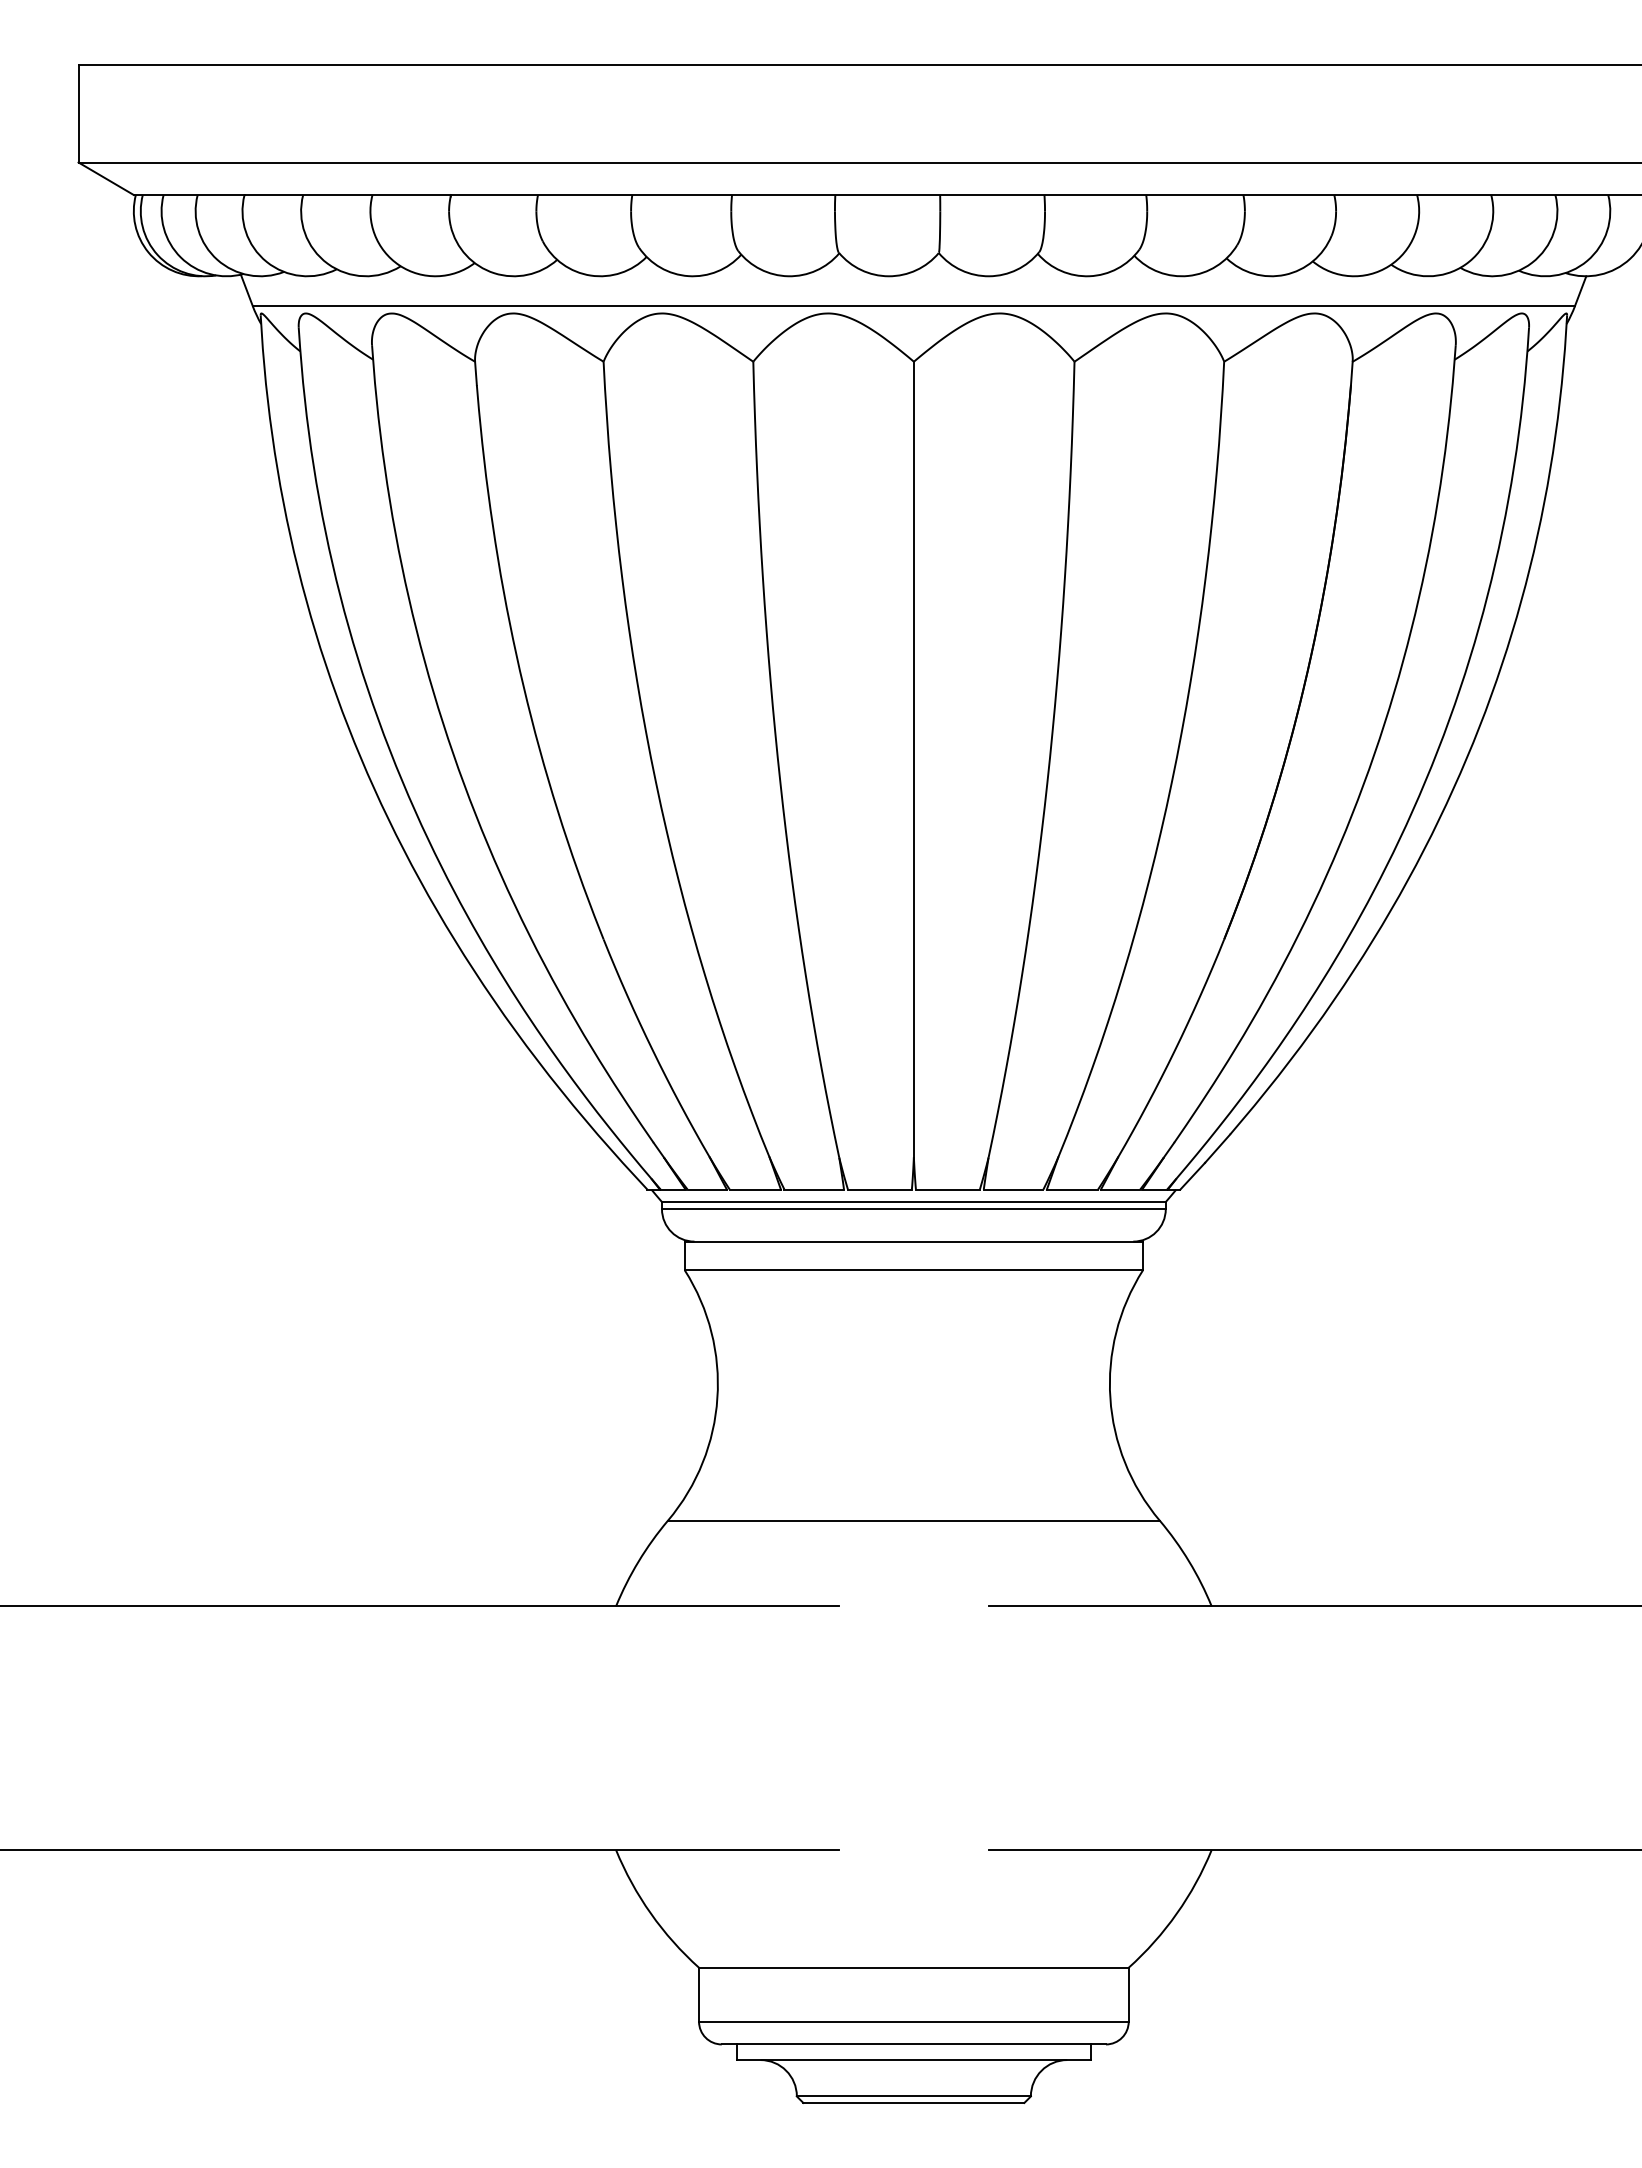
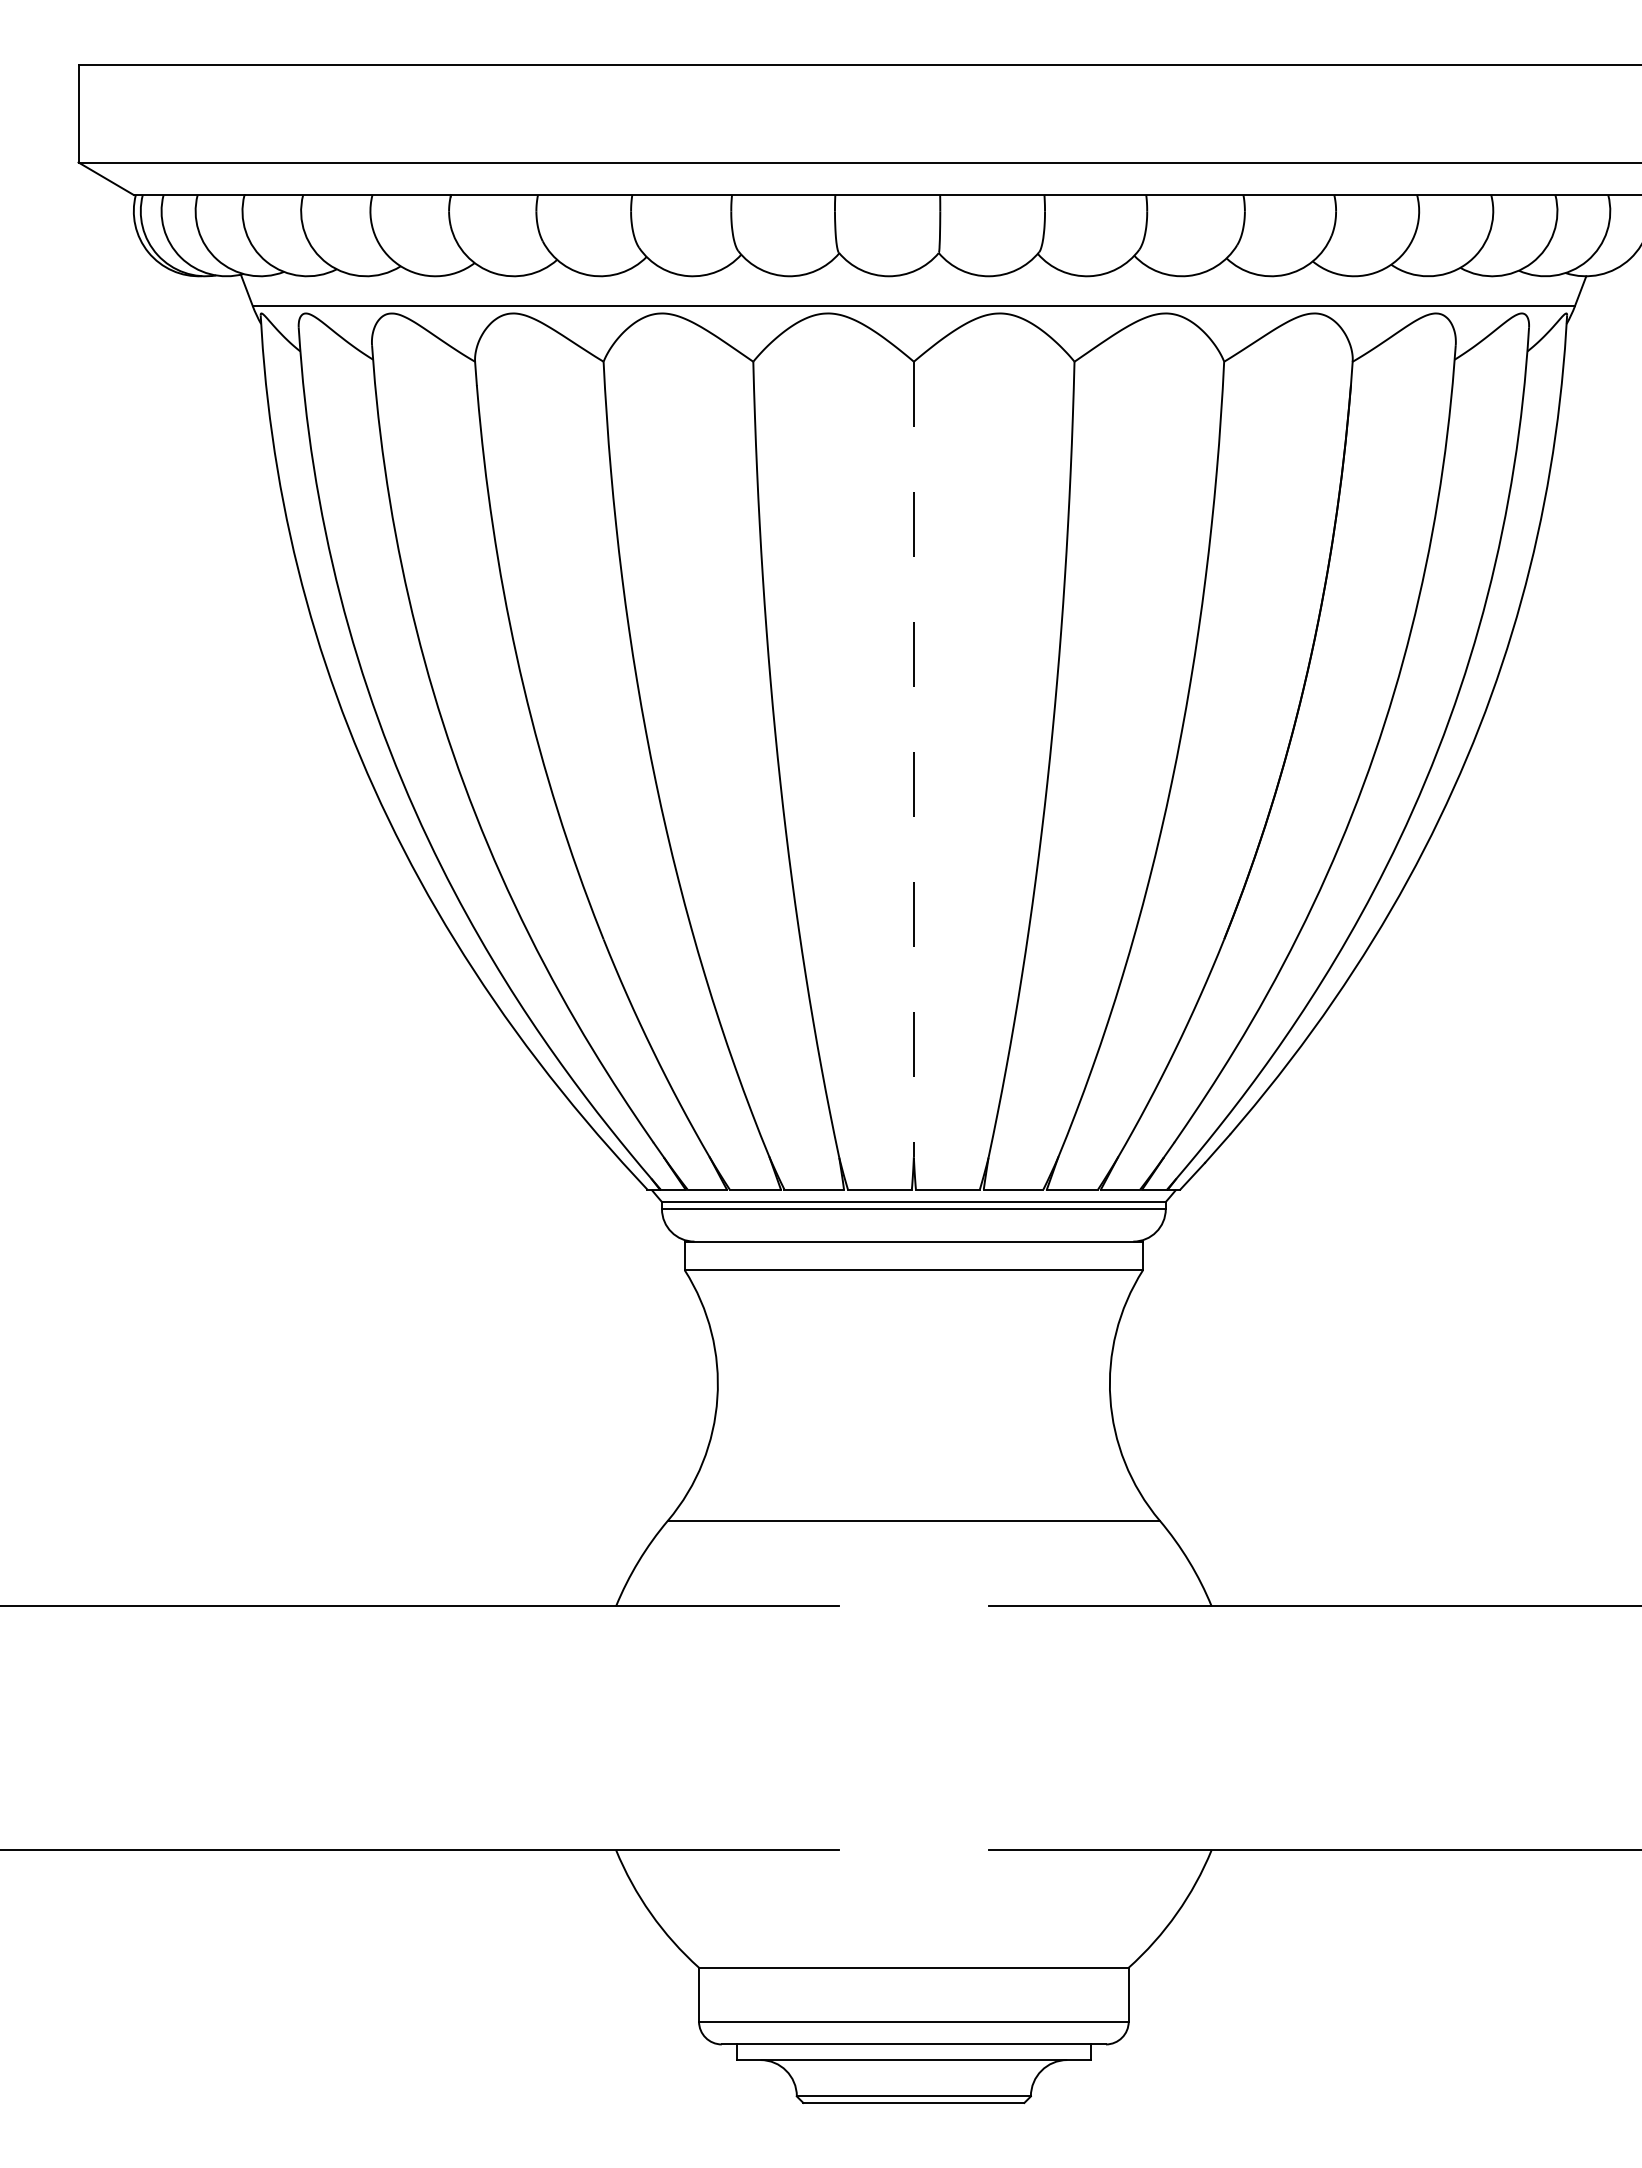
line: solid -> dashed (913, 759)
